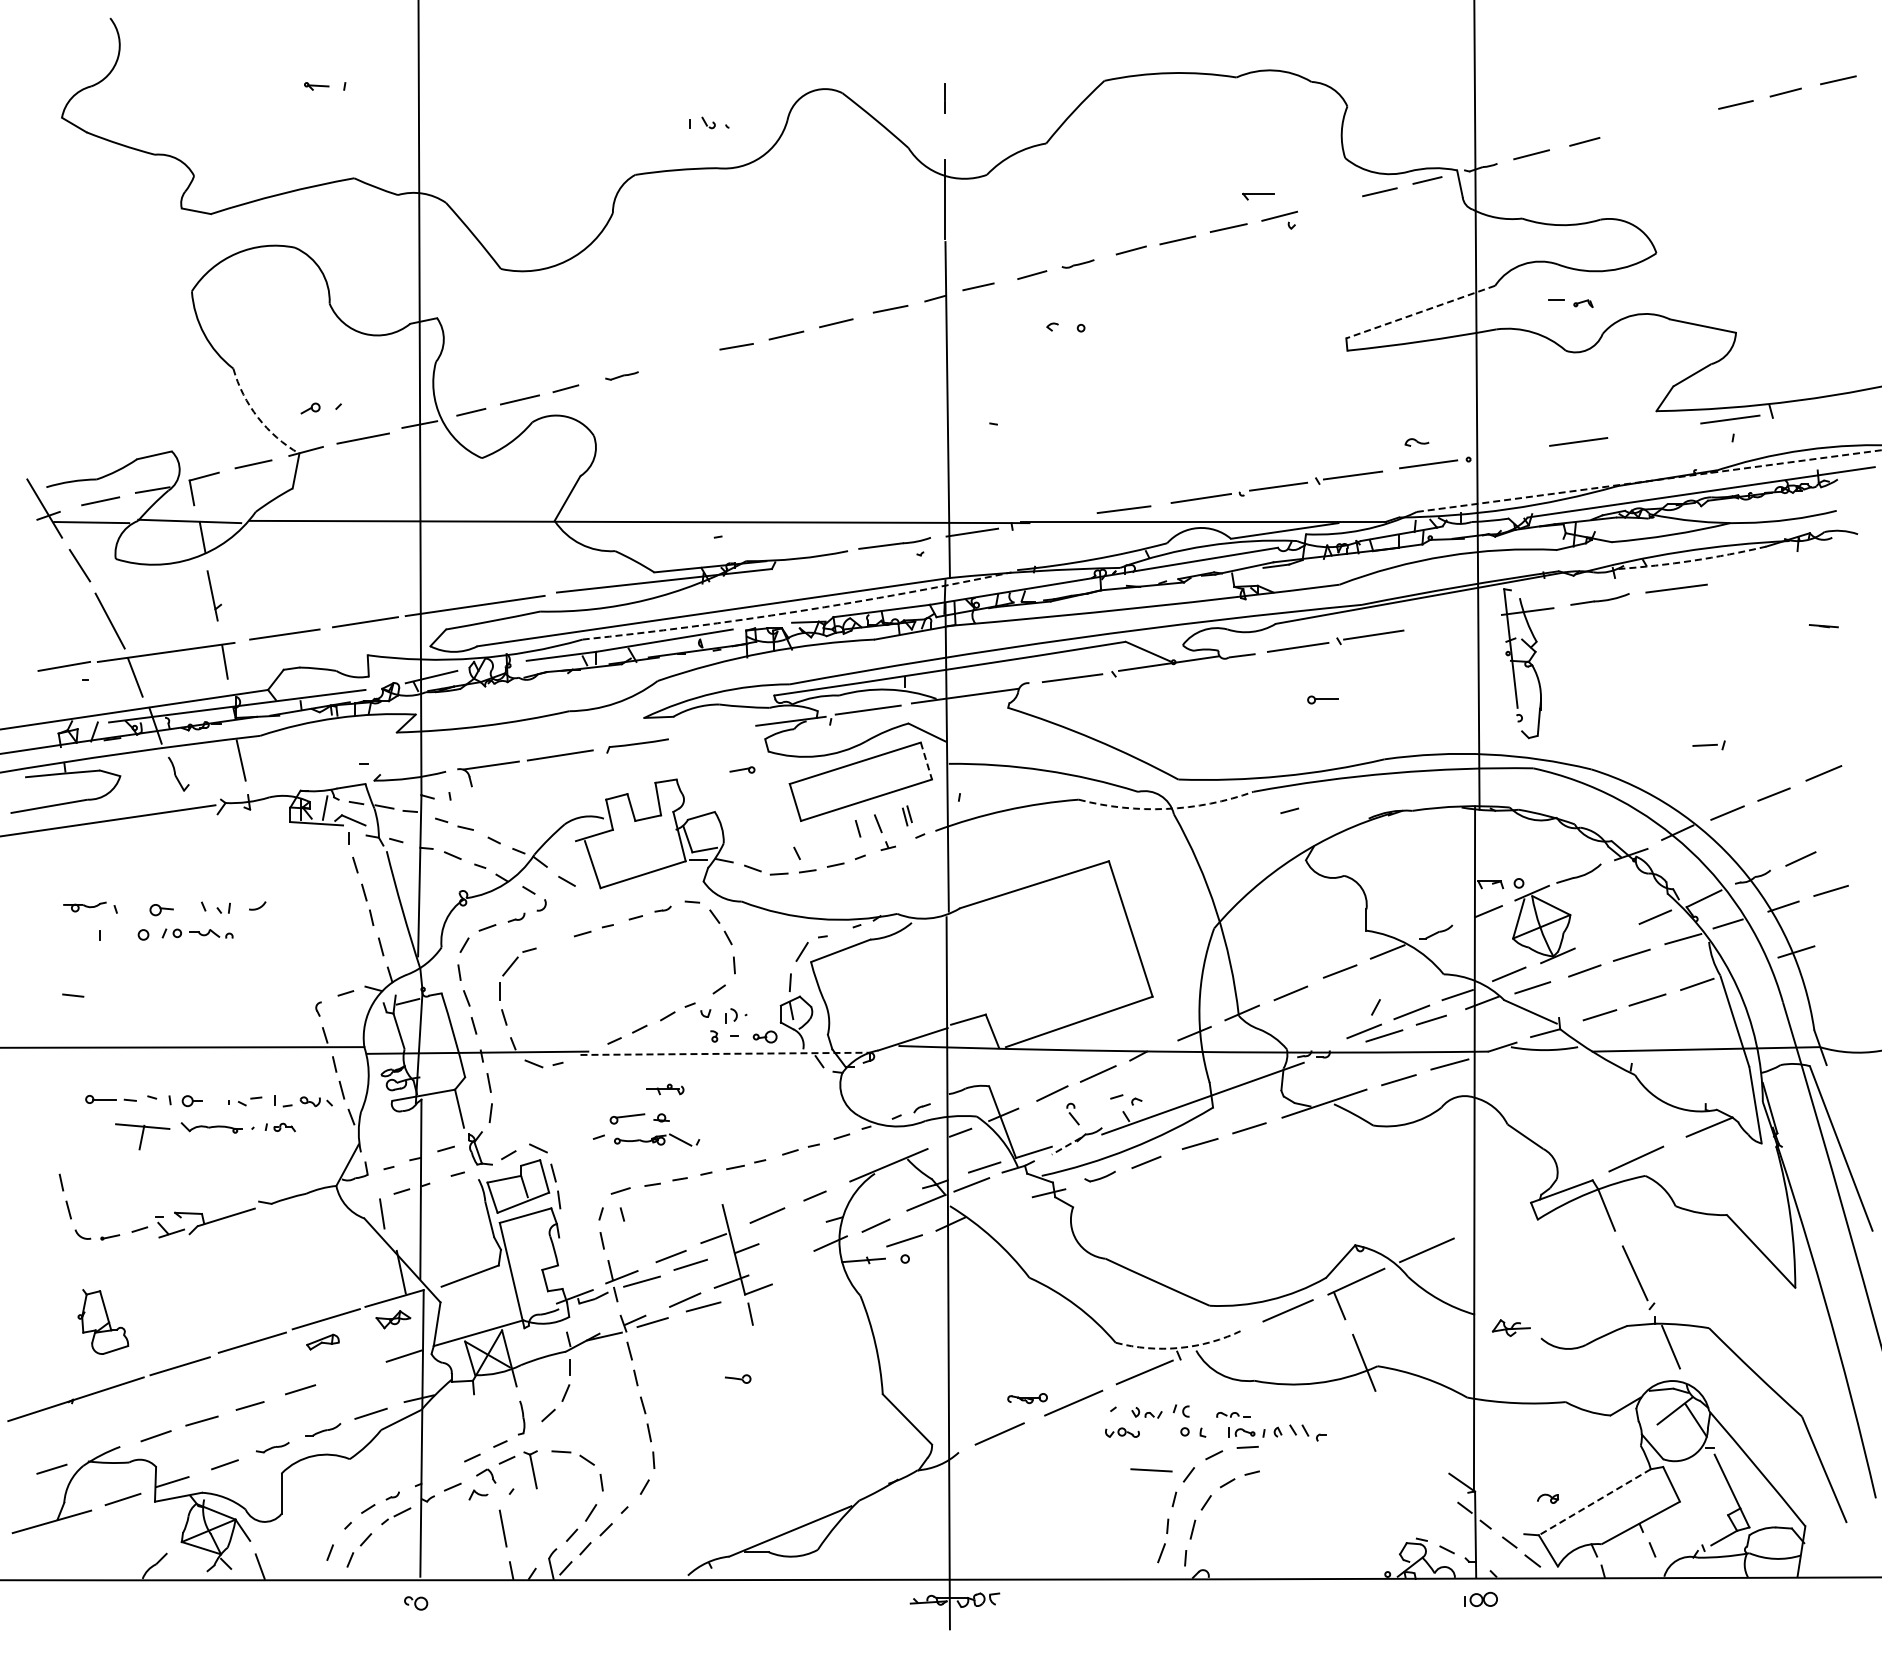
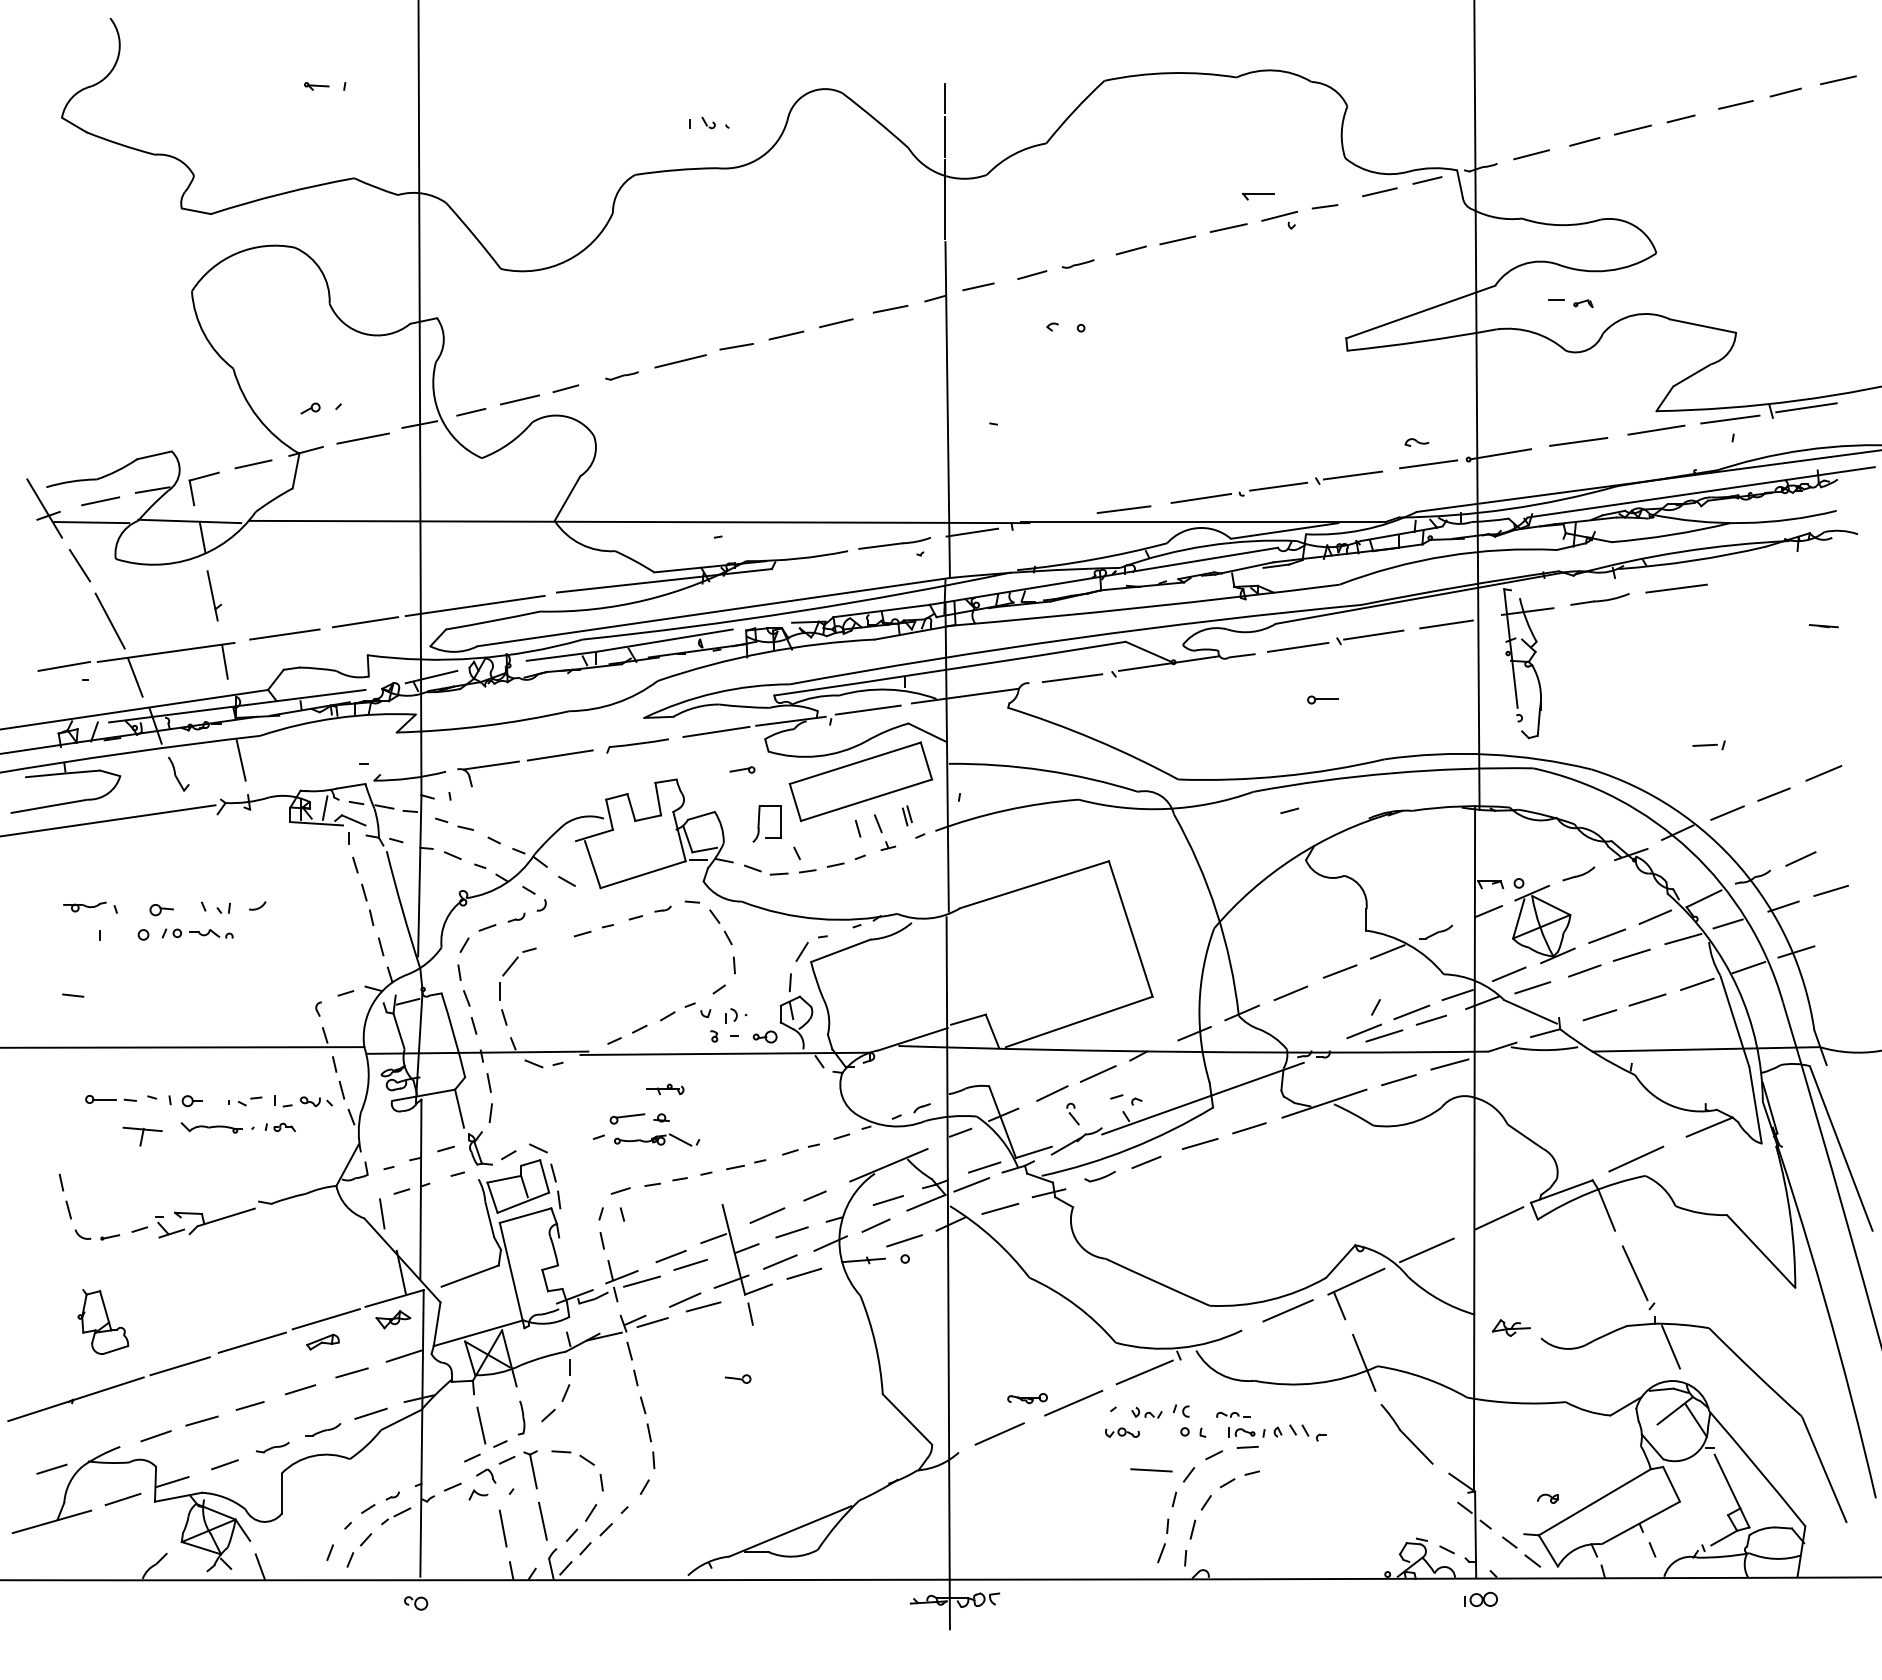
line: none -> present (1680, 118)
line: none -> present (1632, 129)
line: none -> present (945, 136)
line: none -> present (1324, 206)
line: dashed -> solid (1420, 312)
line: none -> present (680, 361)
line: none -> present (1806, 407)
arc: dashed -> solid (258, 417)
line: none -> present (1656, 429)
line: none -> present (1500, 454)
line: dashed -> solid (1649, 481)
arc: dashed -> solid (1692, 560)
arc: dashed -> solid (797, 611)
line: none -> present (1446, 624)
line: none -> present (716, 731)
line: dashed -> solid (926, 761)
arc: dashed -> solid (1166, 808)
part: none -> present (759, 823)
part size: 46x21 px -> 34x16 px (1578, 873)
line: none -> present (1607, 936)
line: none -> present (1748, 967)
line: dashed -> solid (725, 1053)
part size: 56x28 px -> 41x21 px (142, 1136)
line: dashed -> solid (1066, 1146)
line: none -> present (887, 1200)
line: none -> present (1000, 1208)
line: none -> present (1499, 1218)
line: none -> present (791, 1232)
line: none -> present (780, 1261)
line: none -> present (804, 1273)
arc: dashed -> solid (1180, 1347)
line: none -> present (351, 1372)
line: none -> present (481, 1425)
part: none -> present (1406, 1434)
line: dashed -> solid (1594, 1502)
line: none -> present (542, 1520)
